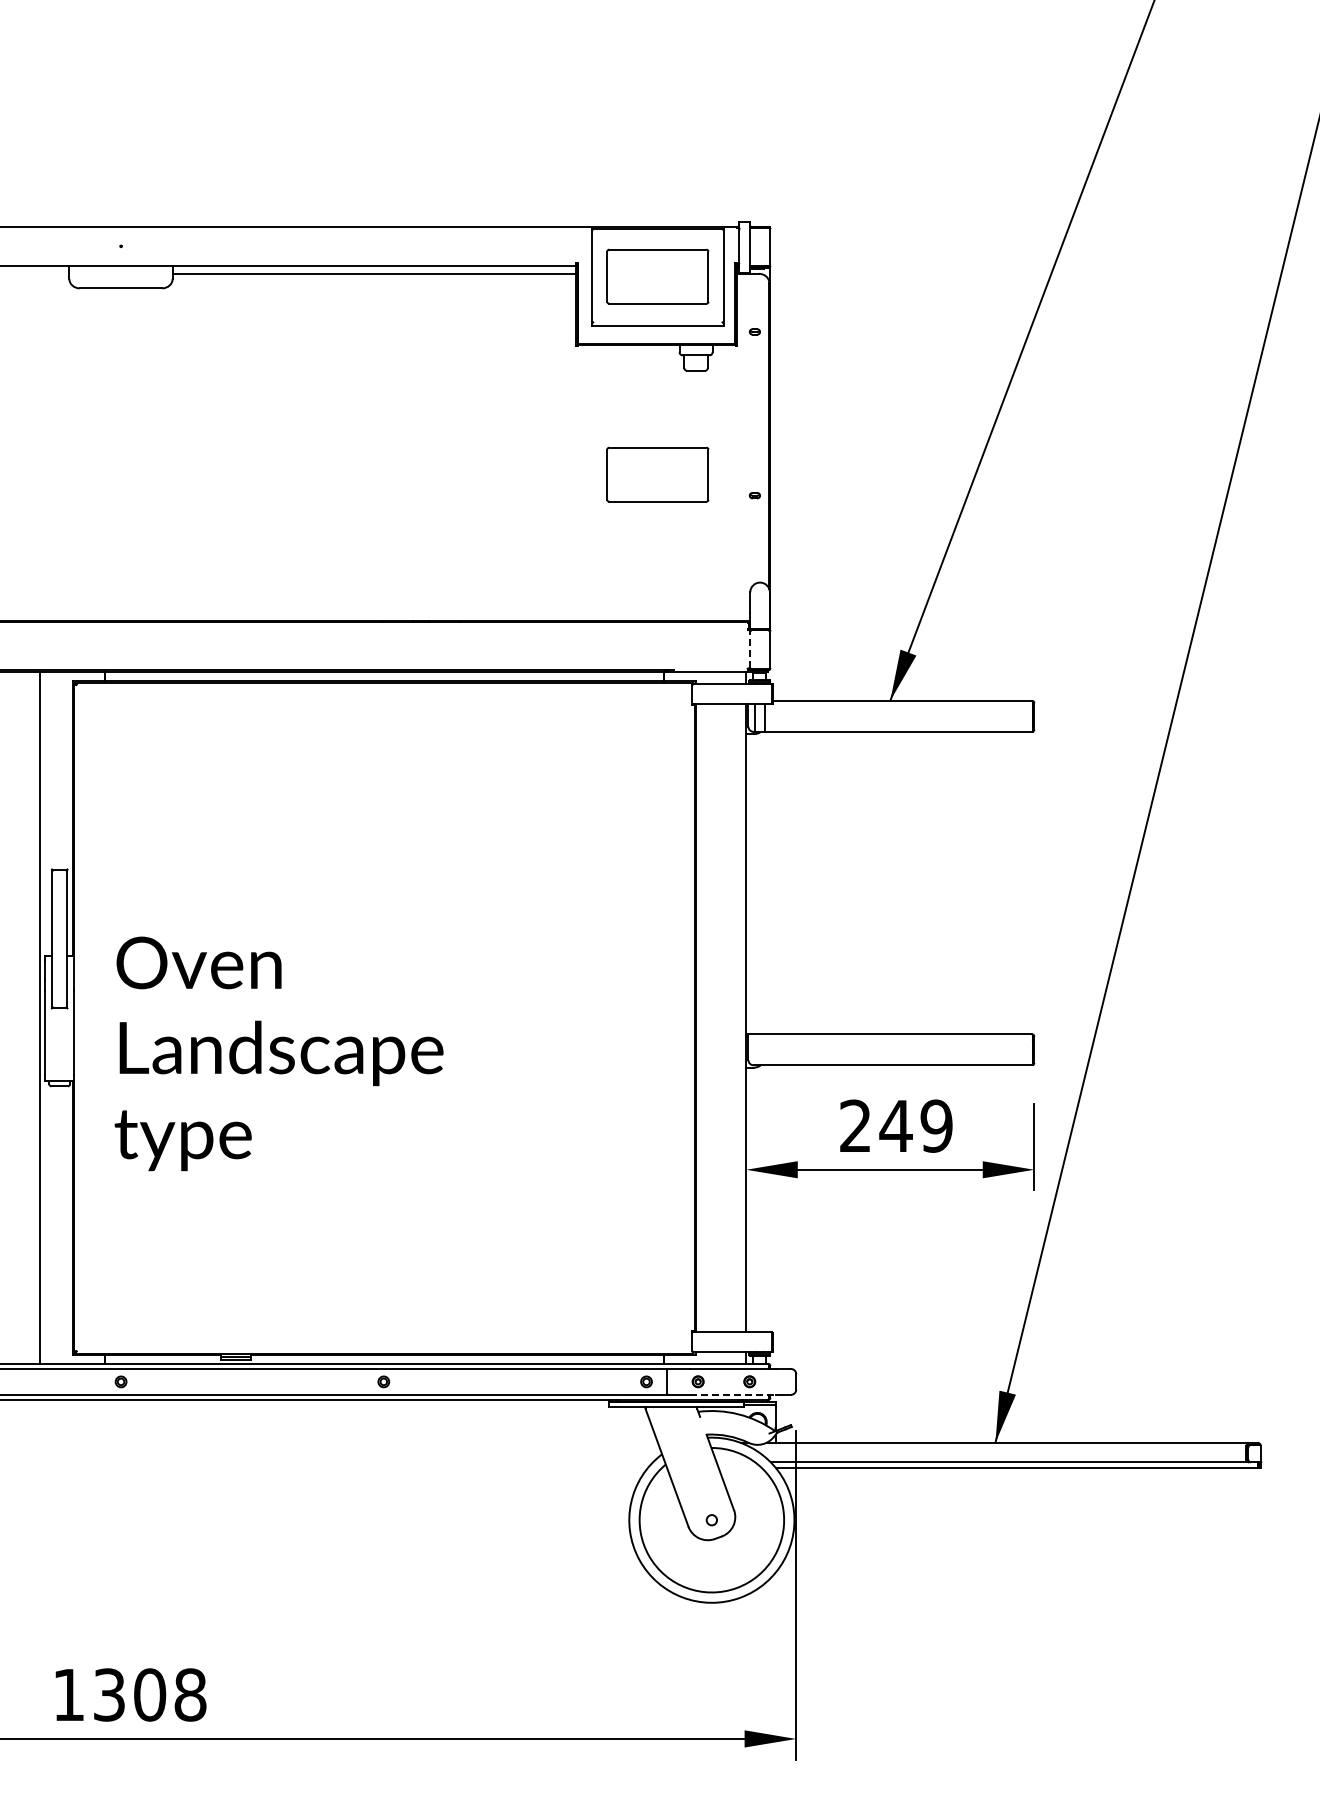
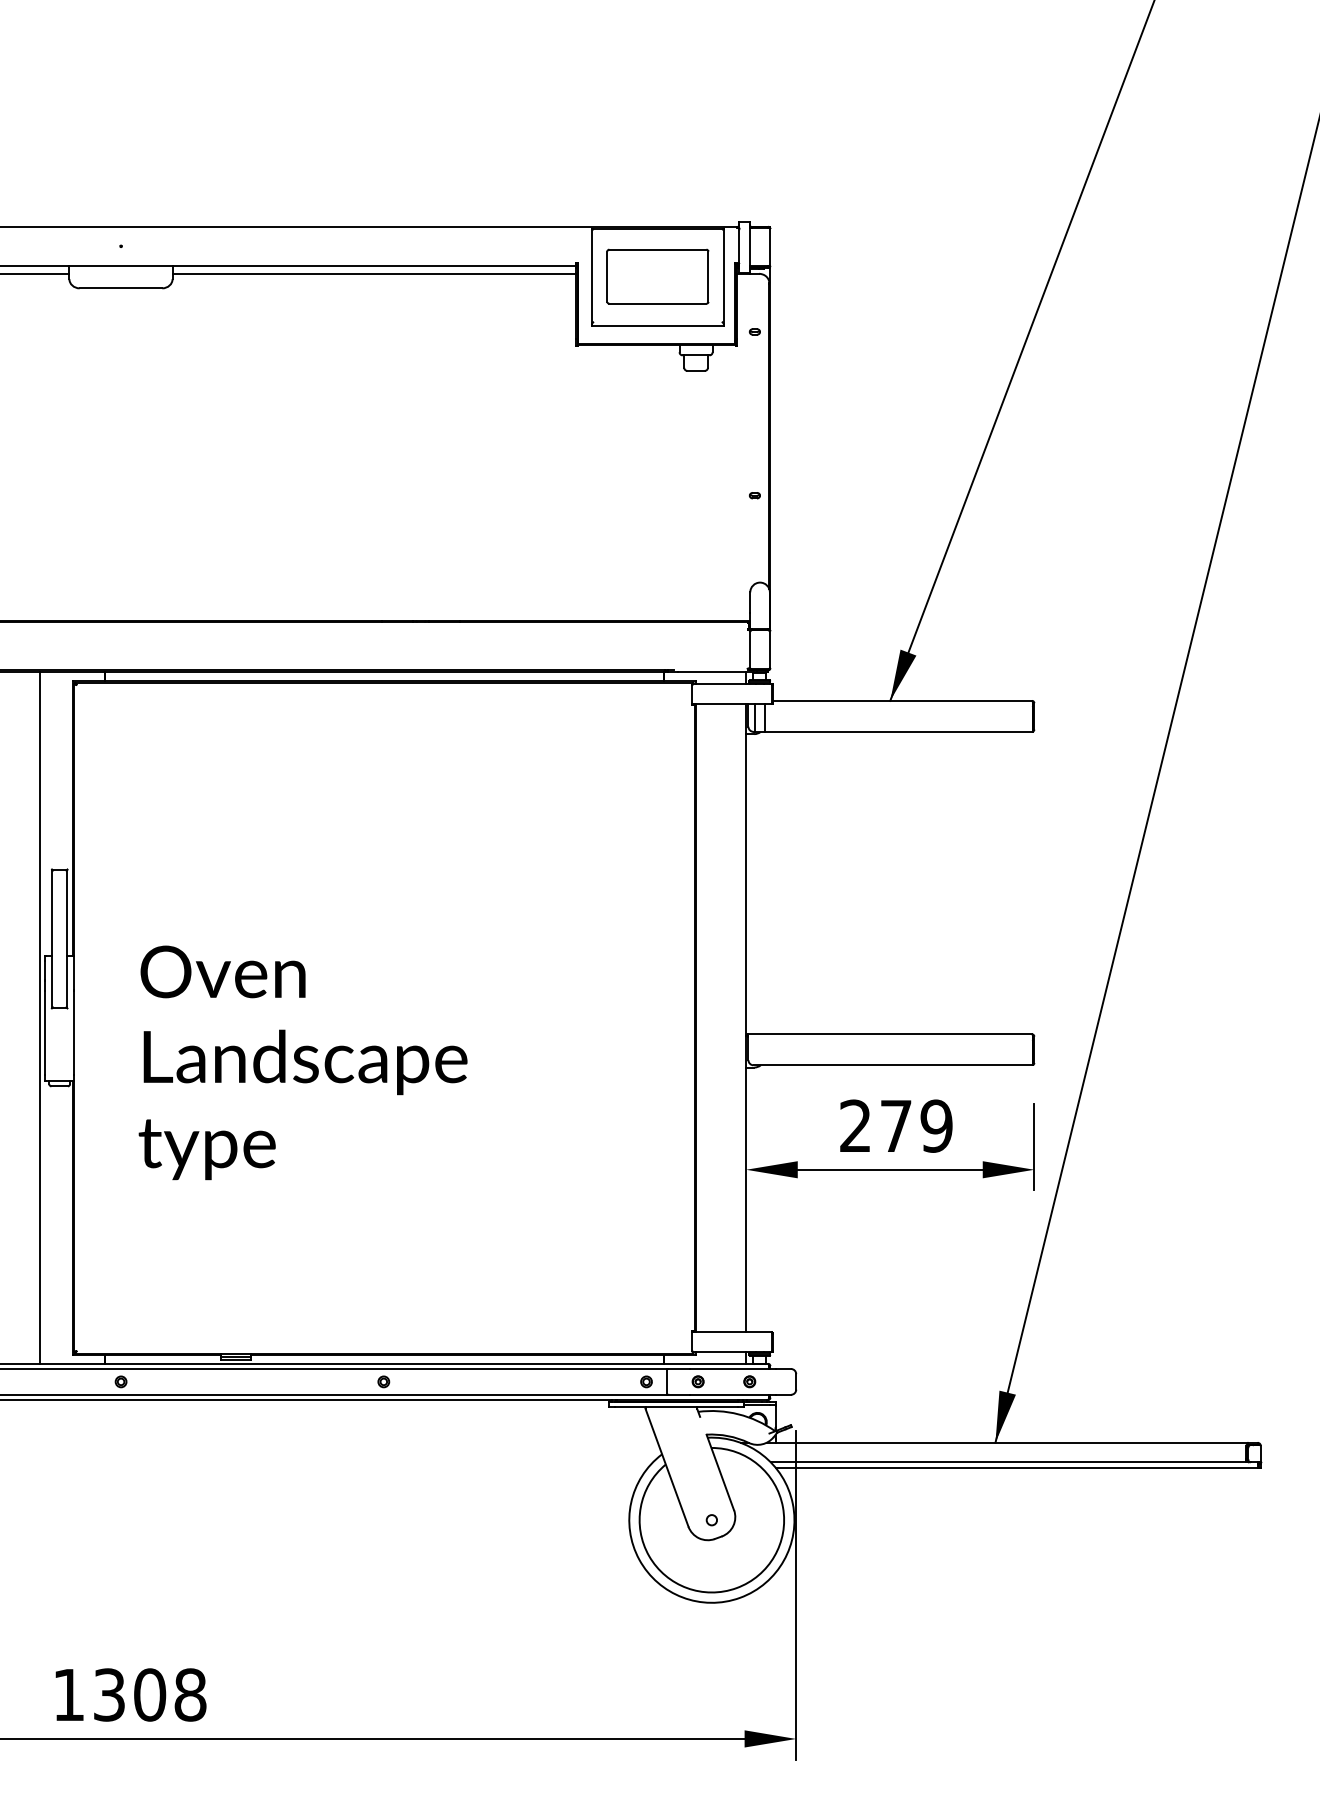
line: none -> present (35, 273)
part: present -> none (657, 474)
line: dashed -> solid (749, 649)
text position: (278, 1053) -> (302, 1062) (302, 1062)
text: 249 -> 279 (895, 1125)
line: dashed -> solid (732, 1394)
